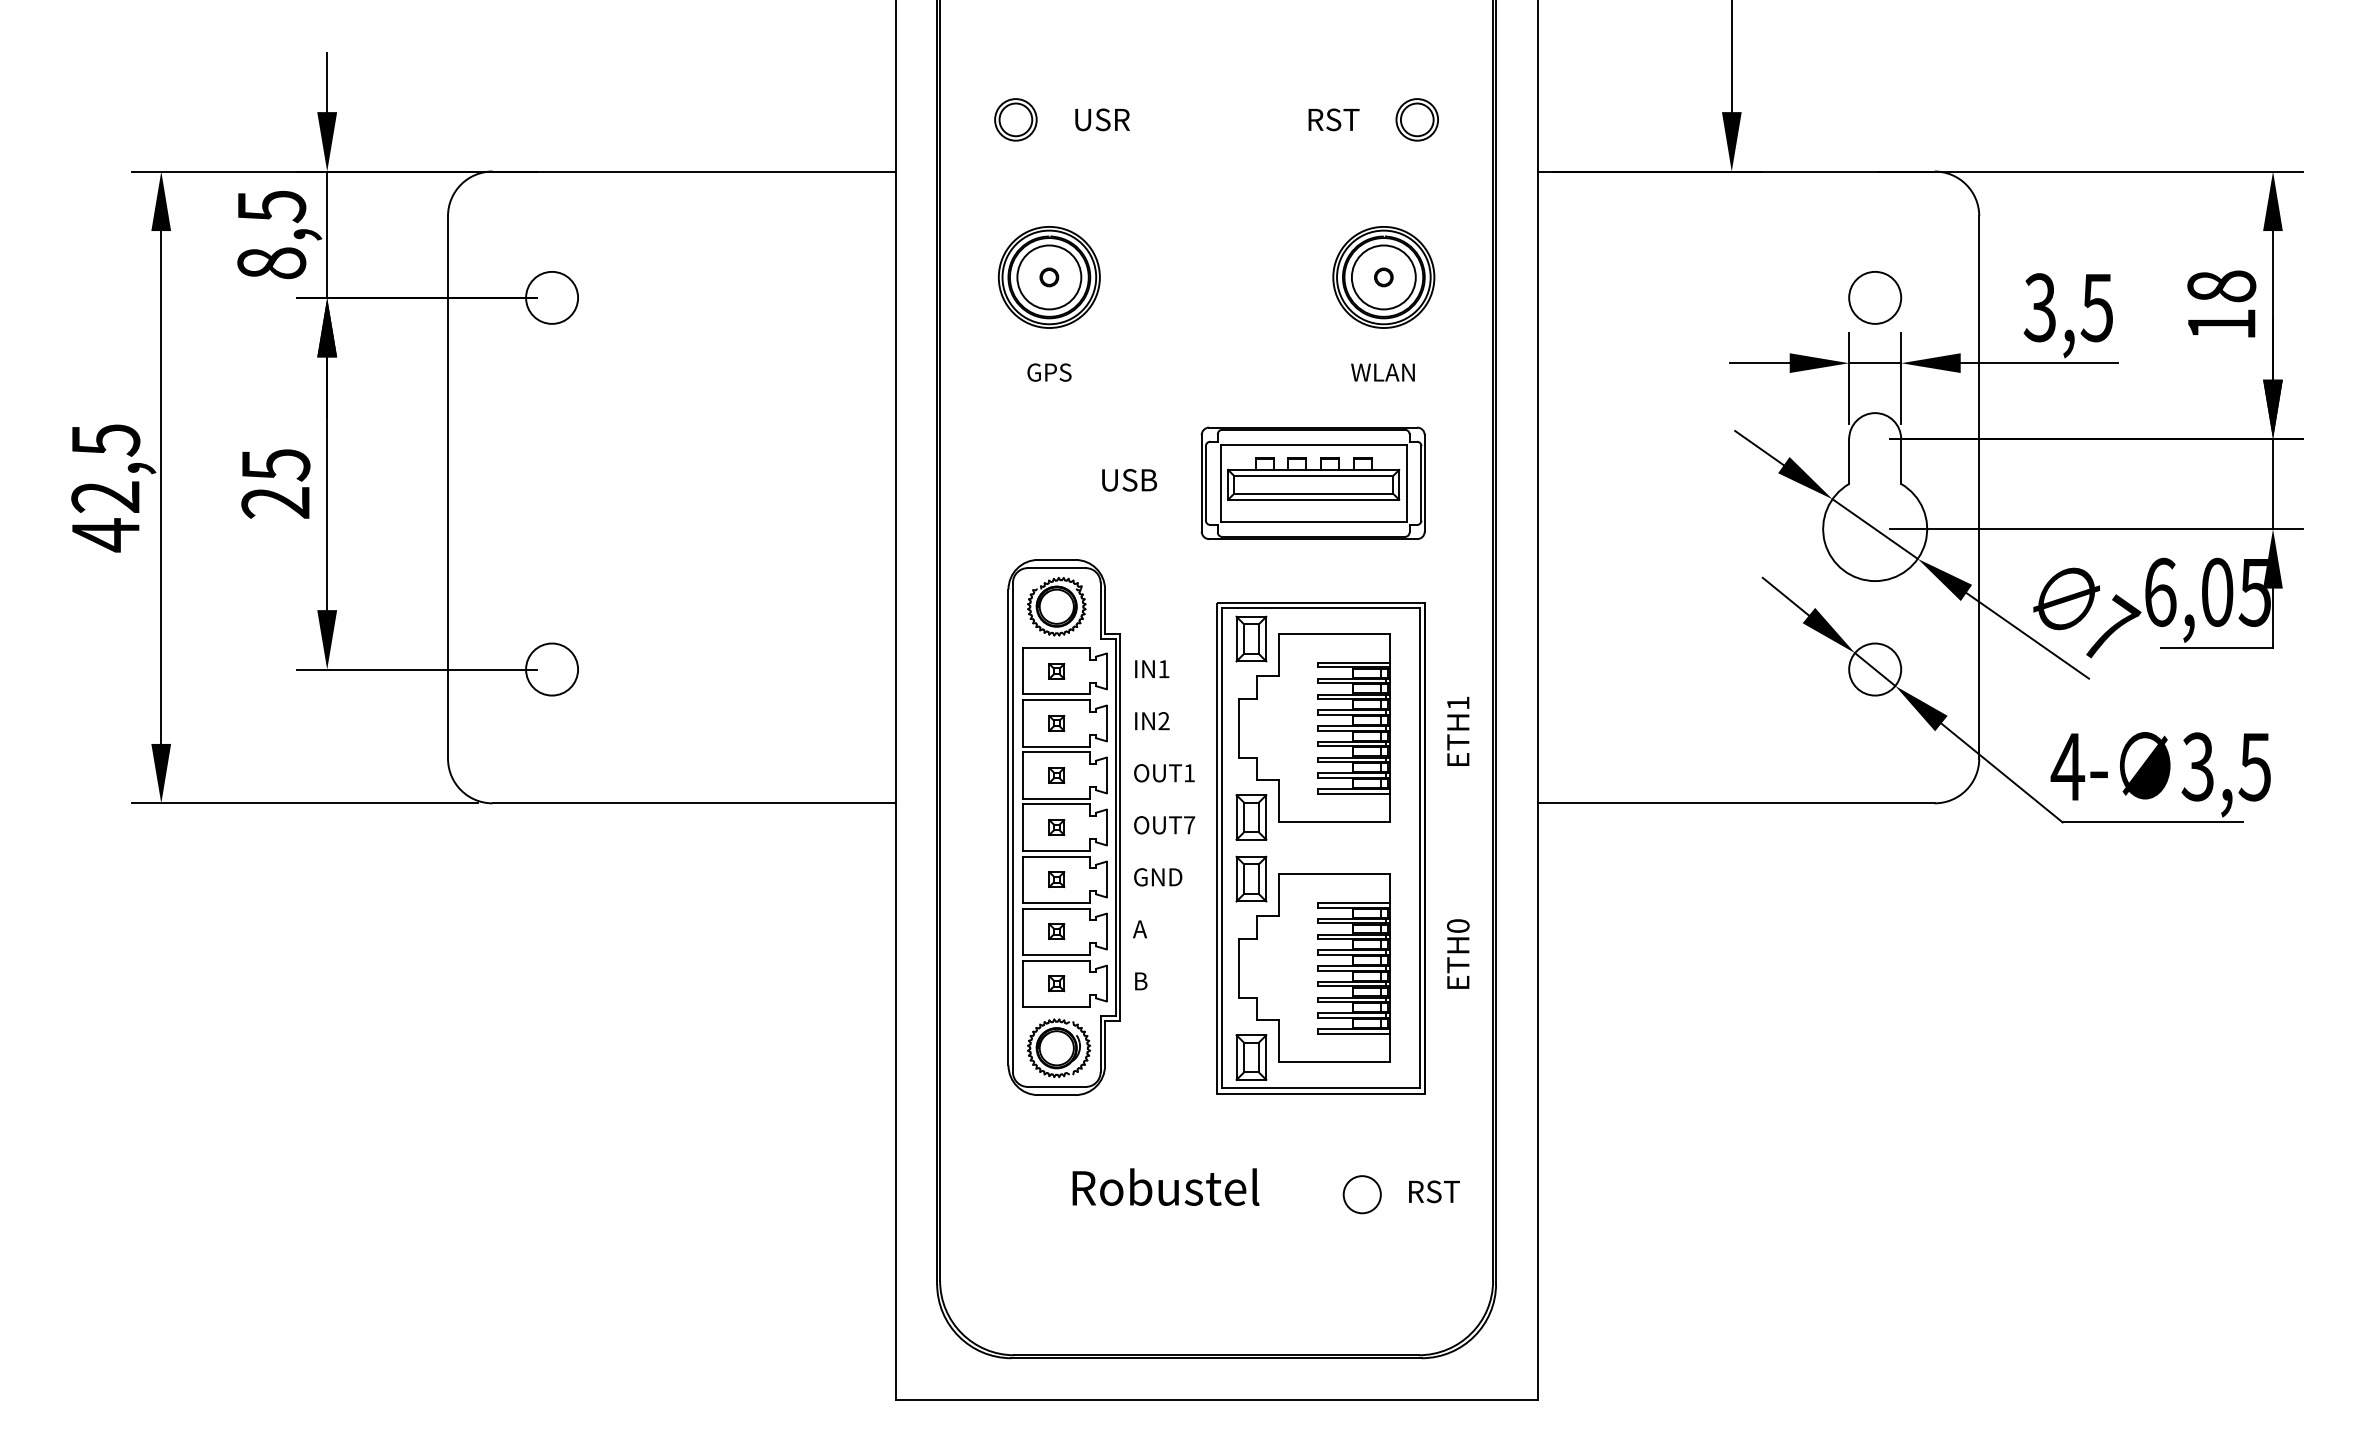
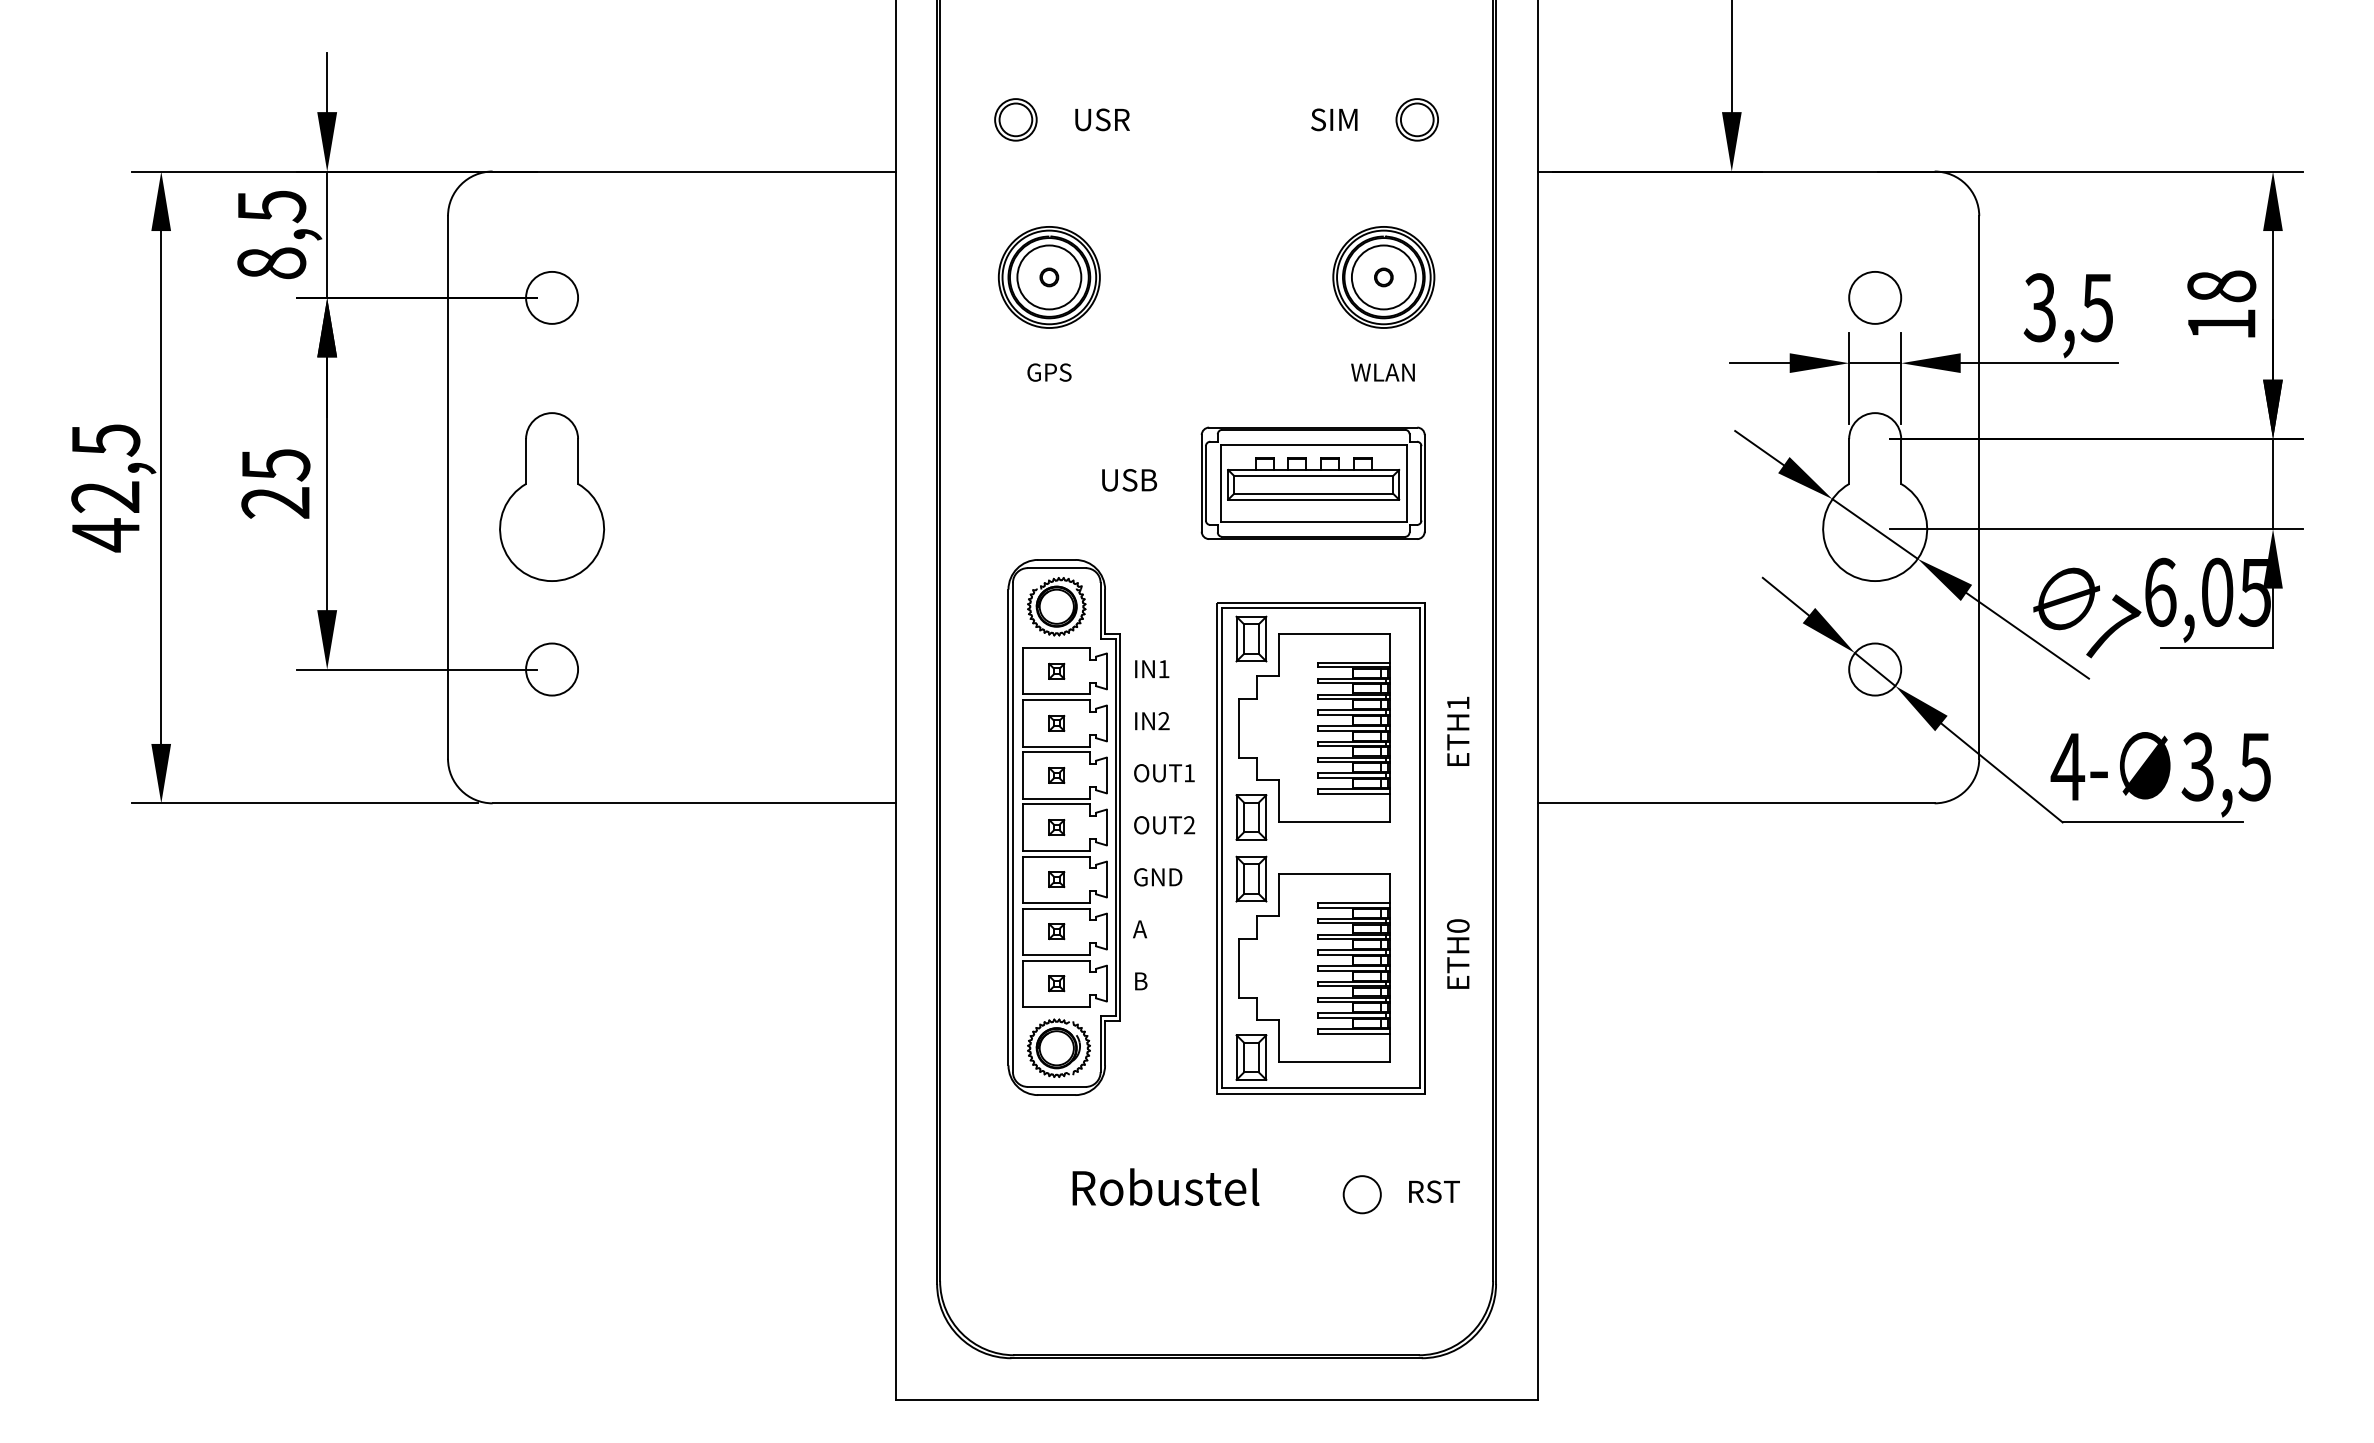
text: RST -> SIM (1333, 119)
part: none -> present (552, 496)
text: OUT7 -> OUT2 (1189, 825)
